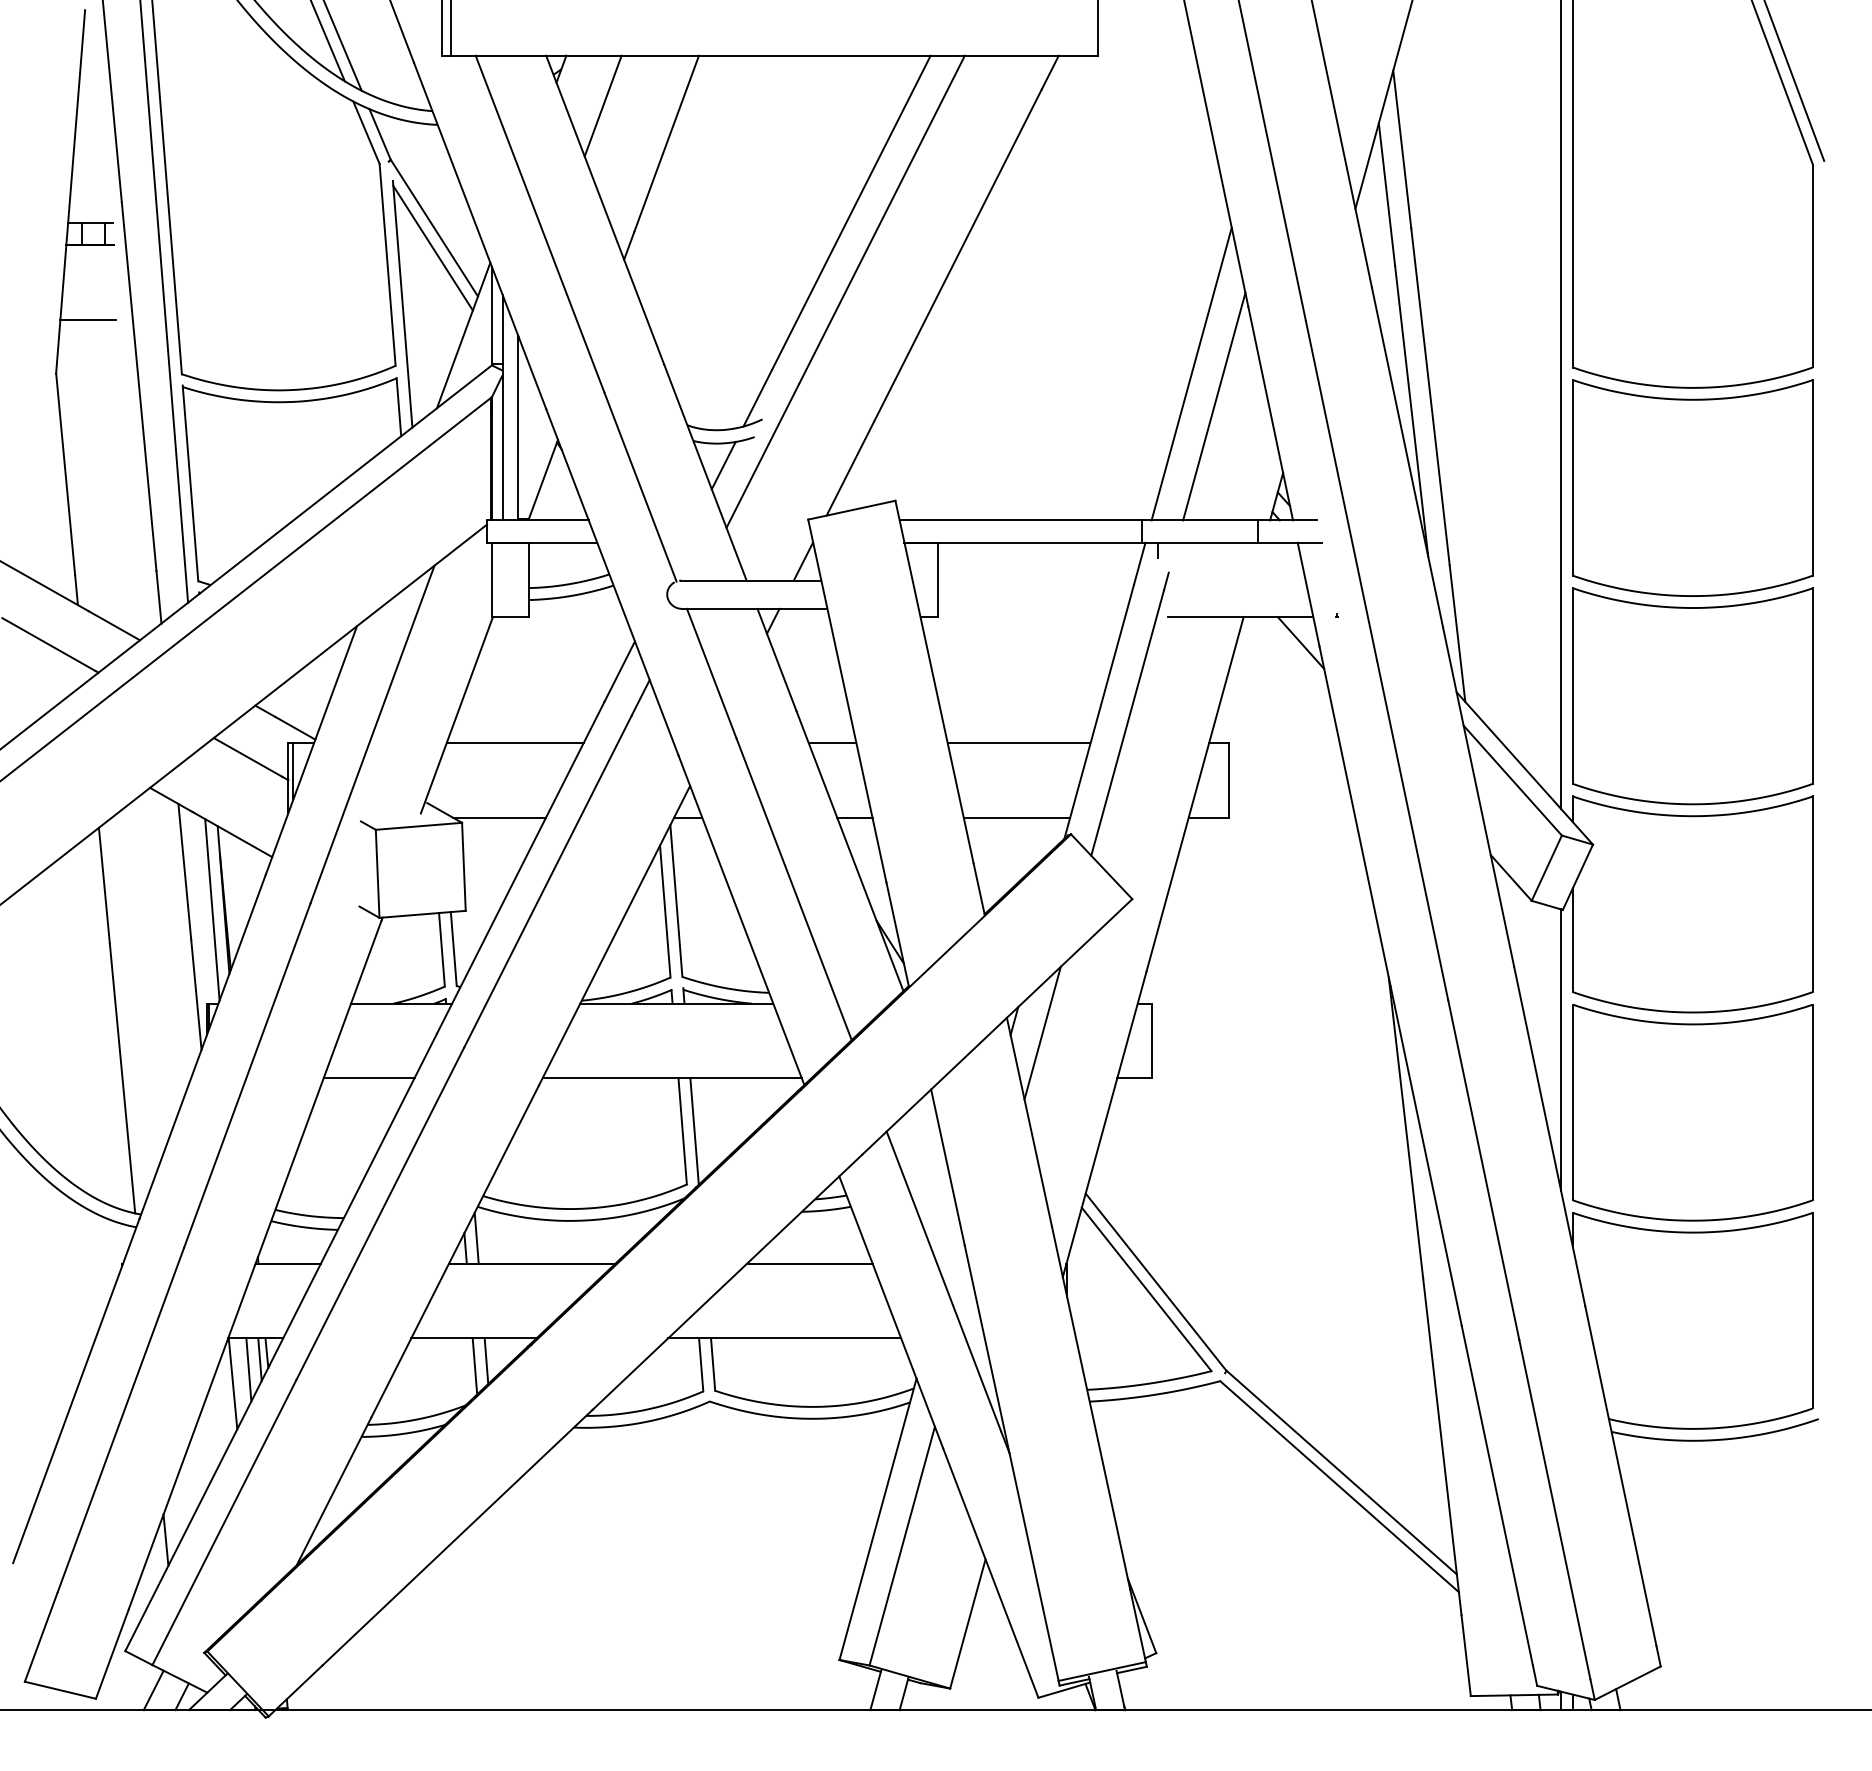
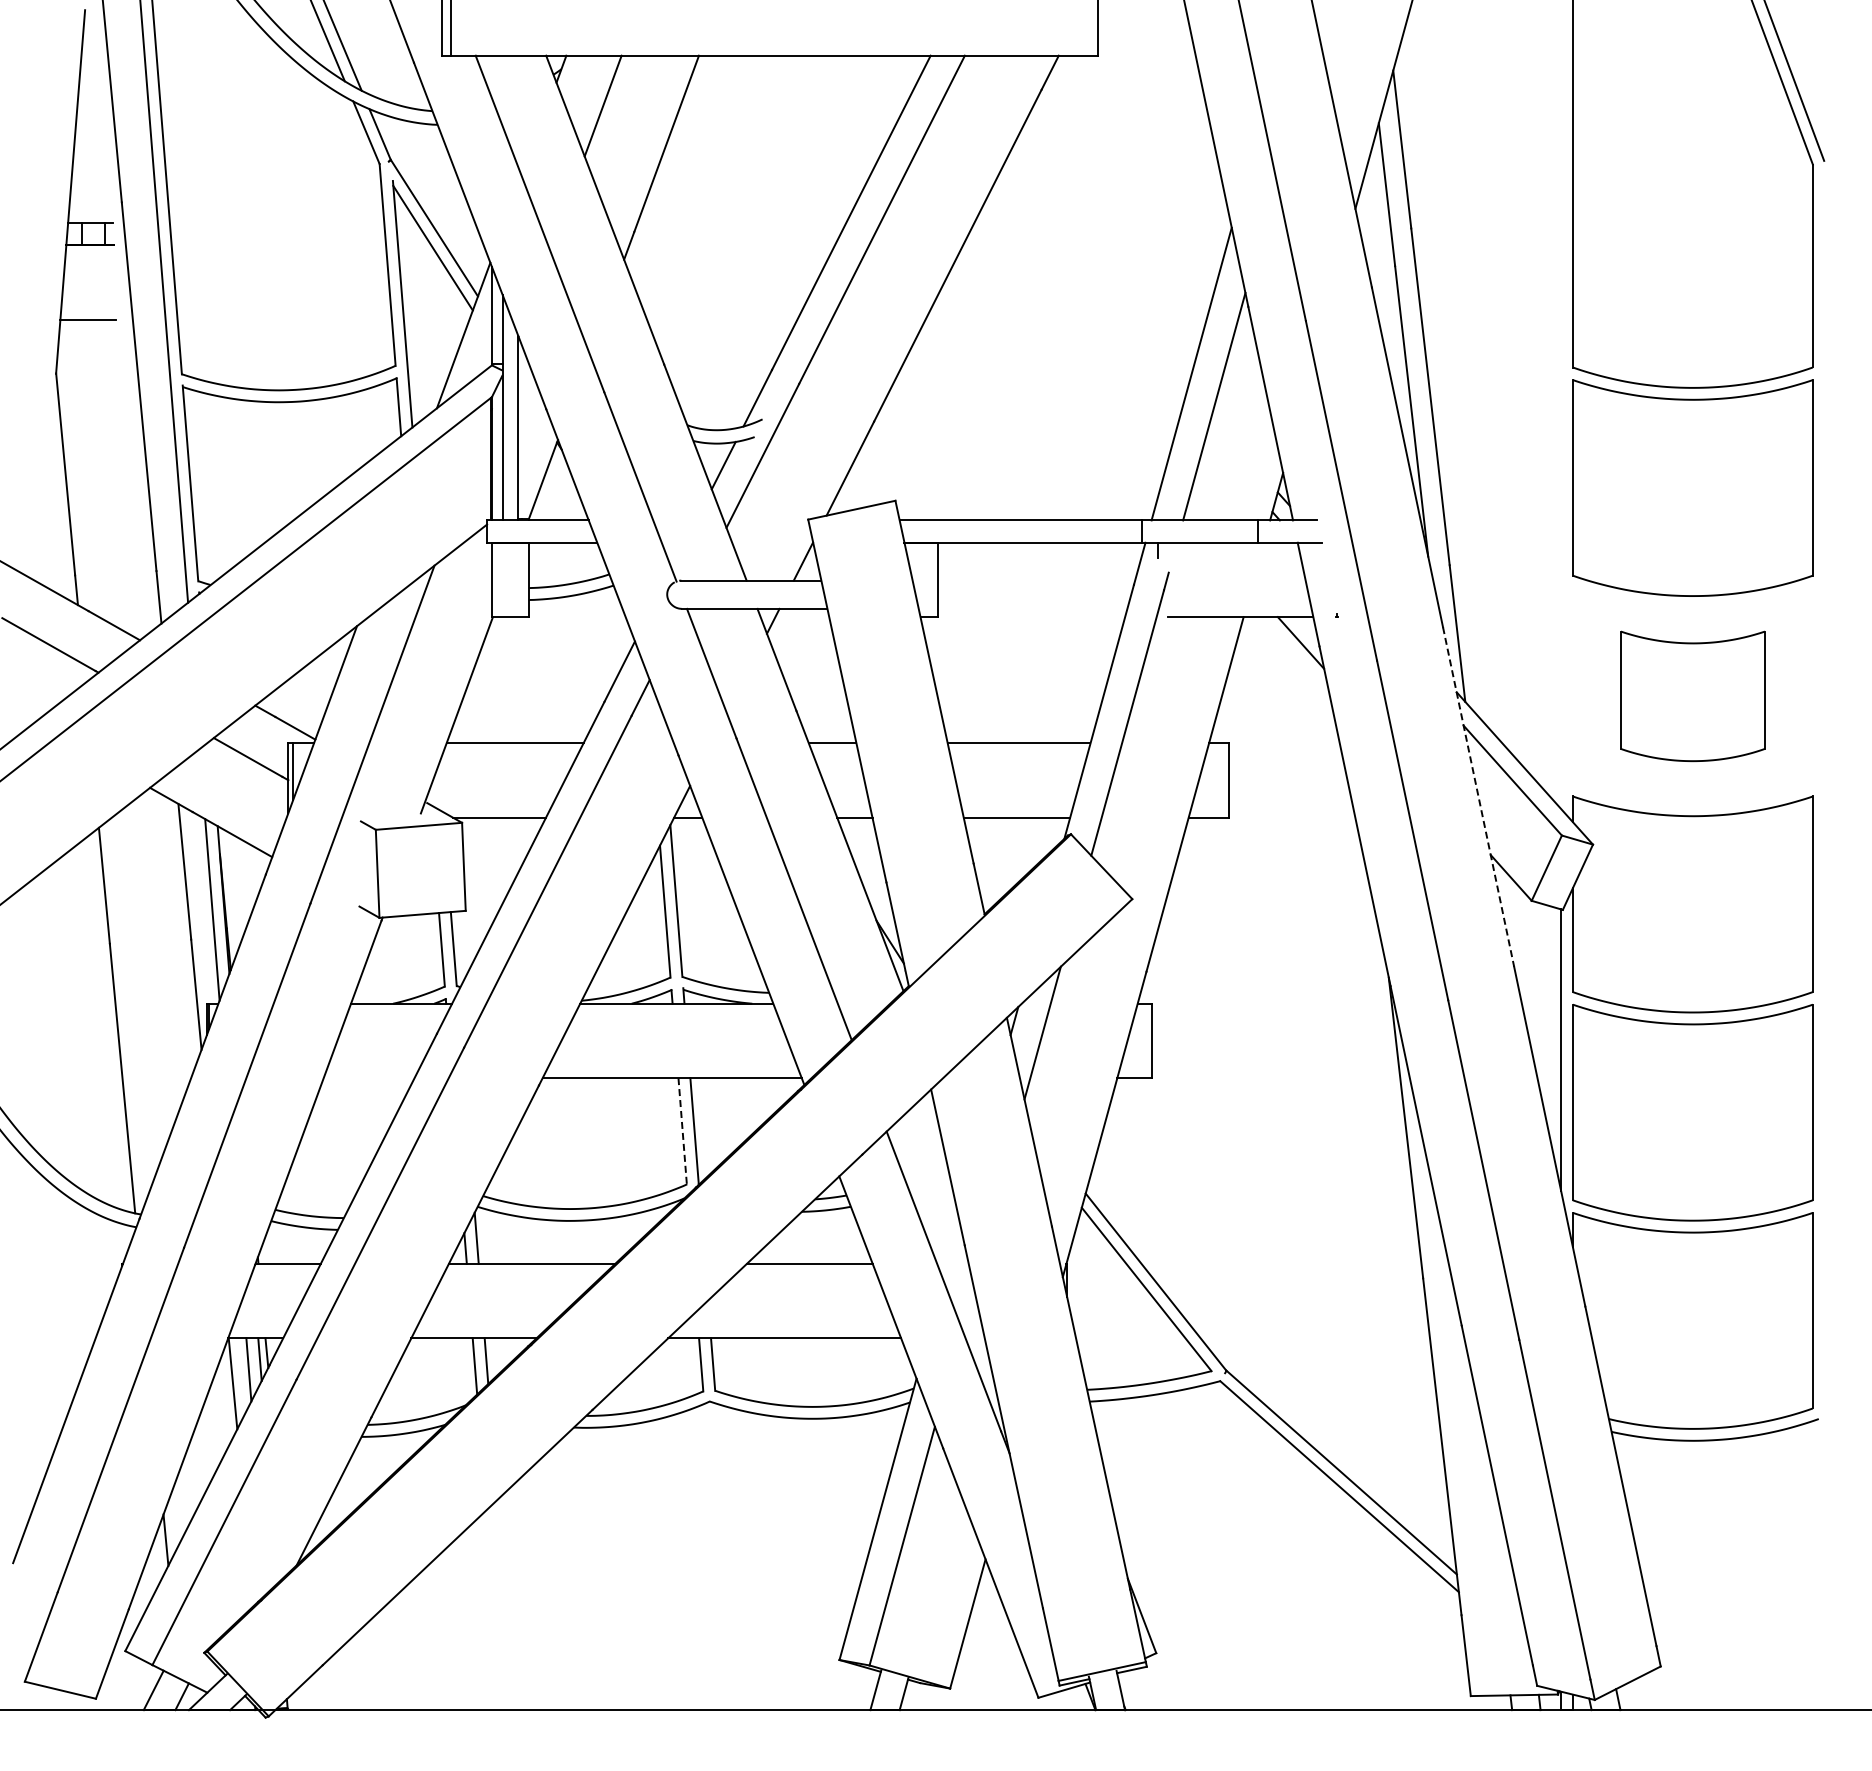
line: present -> none (1561, 405)
part size: 242x219 px -> 146x133 px (1692, 696)
line: solid -> dashed (1478, 797)
line: present -> none (368, 1078)
line: solid -> dashed (682, 1131)
